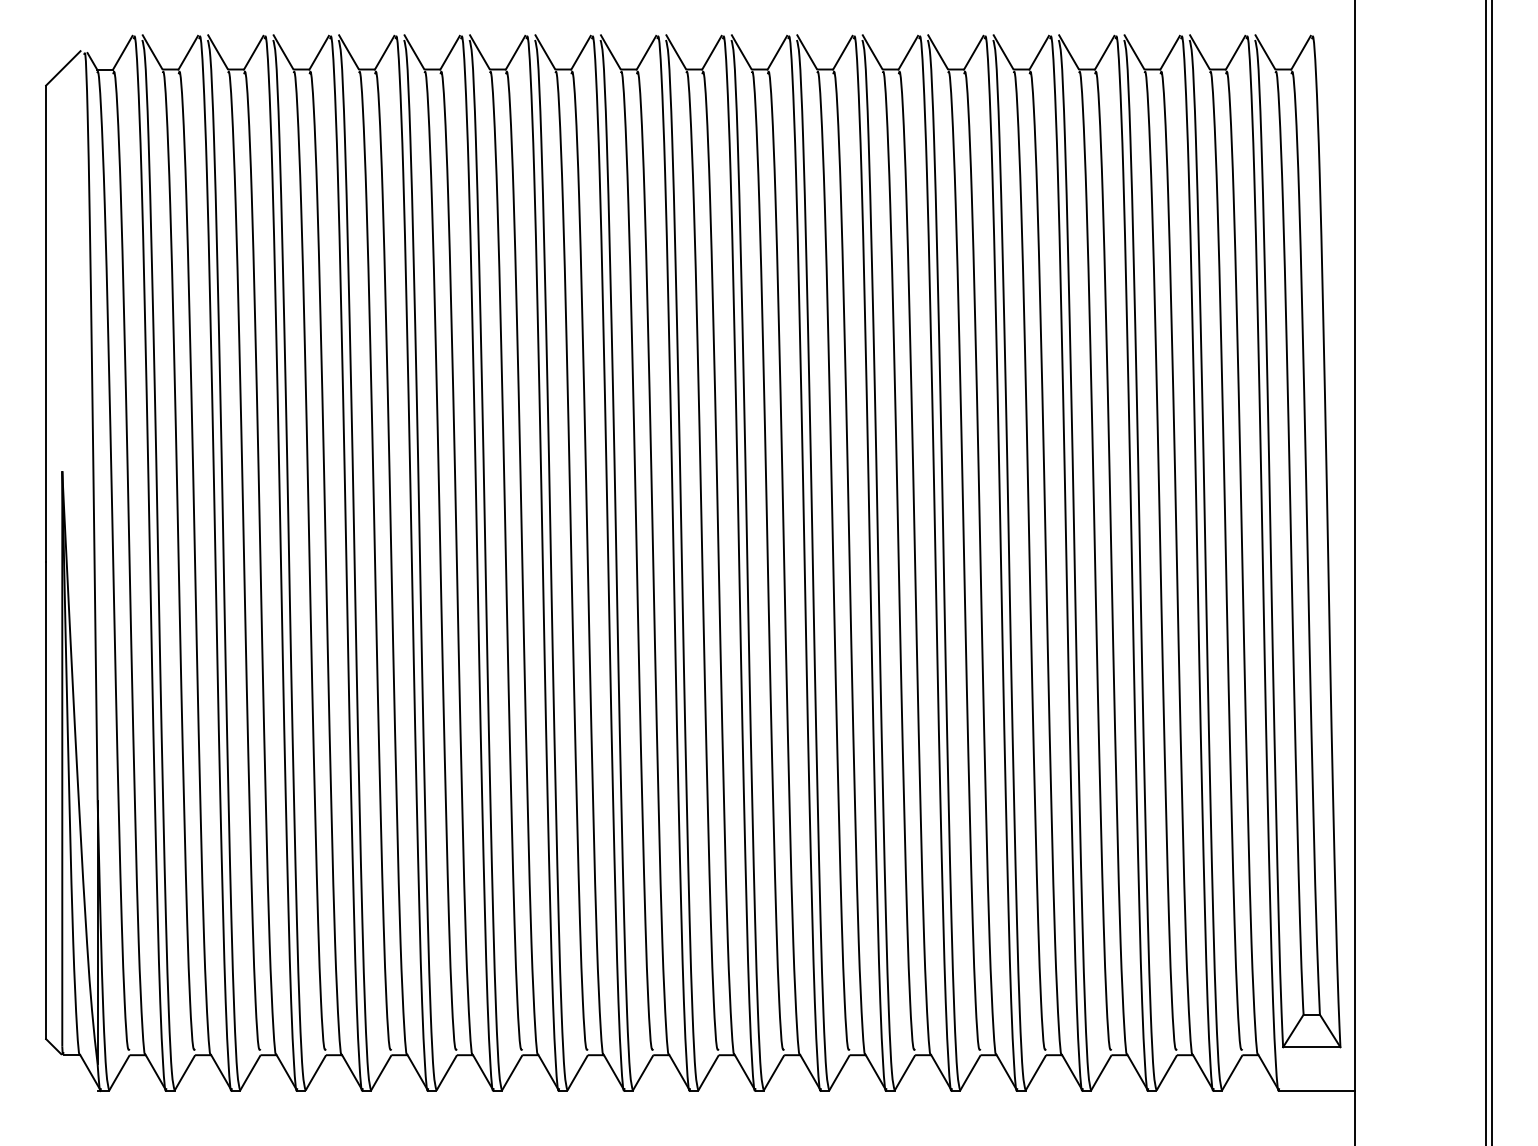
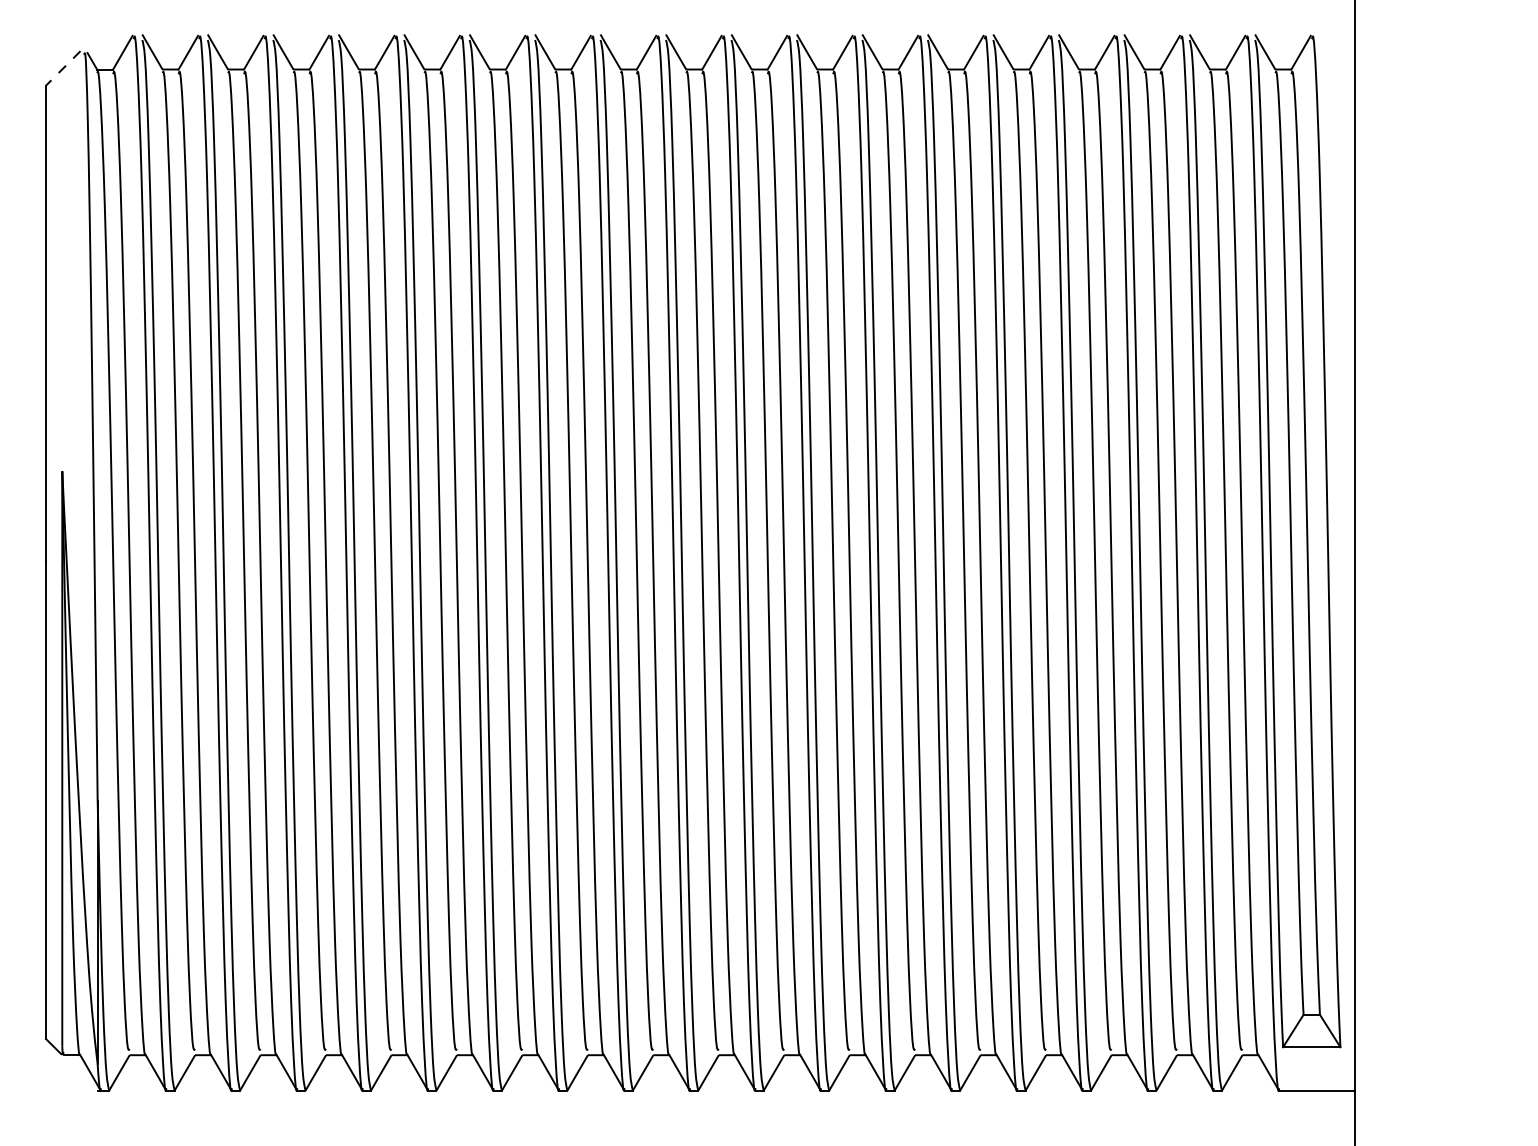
line: solid -> dashed (62, 68)
line: present -> none (1486, 572)
line: present -> none (1491, 572)
